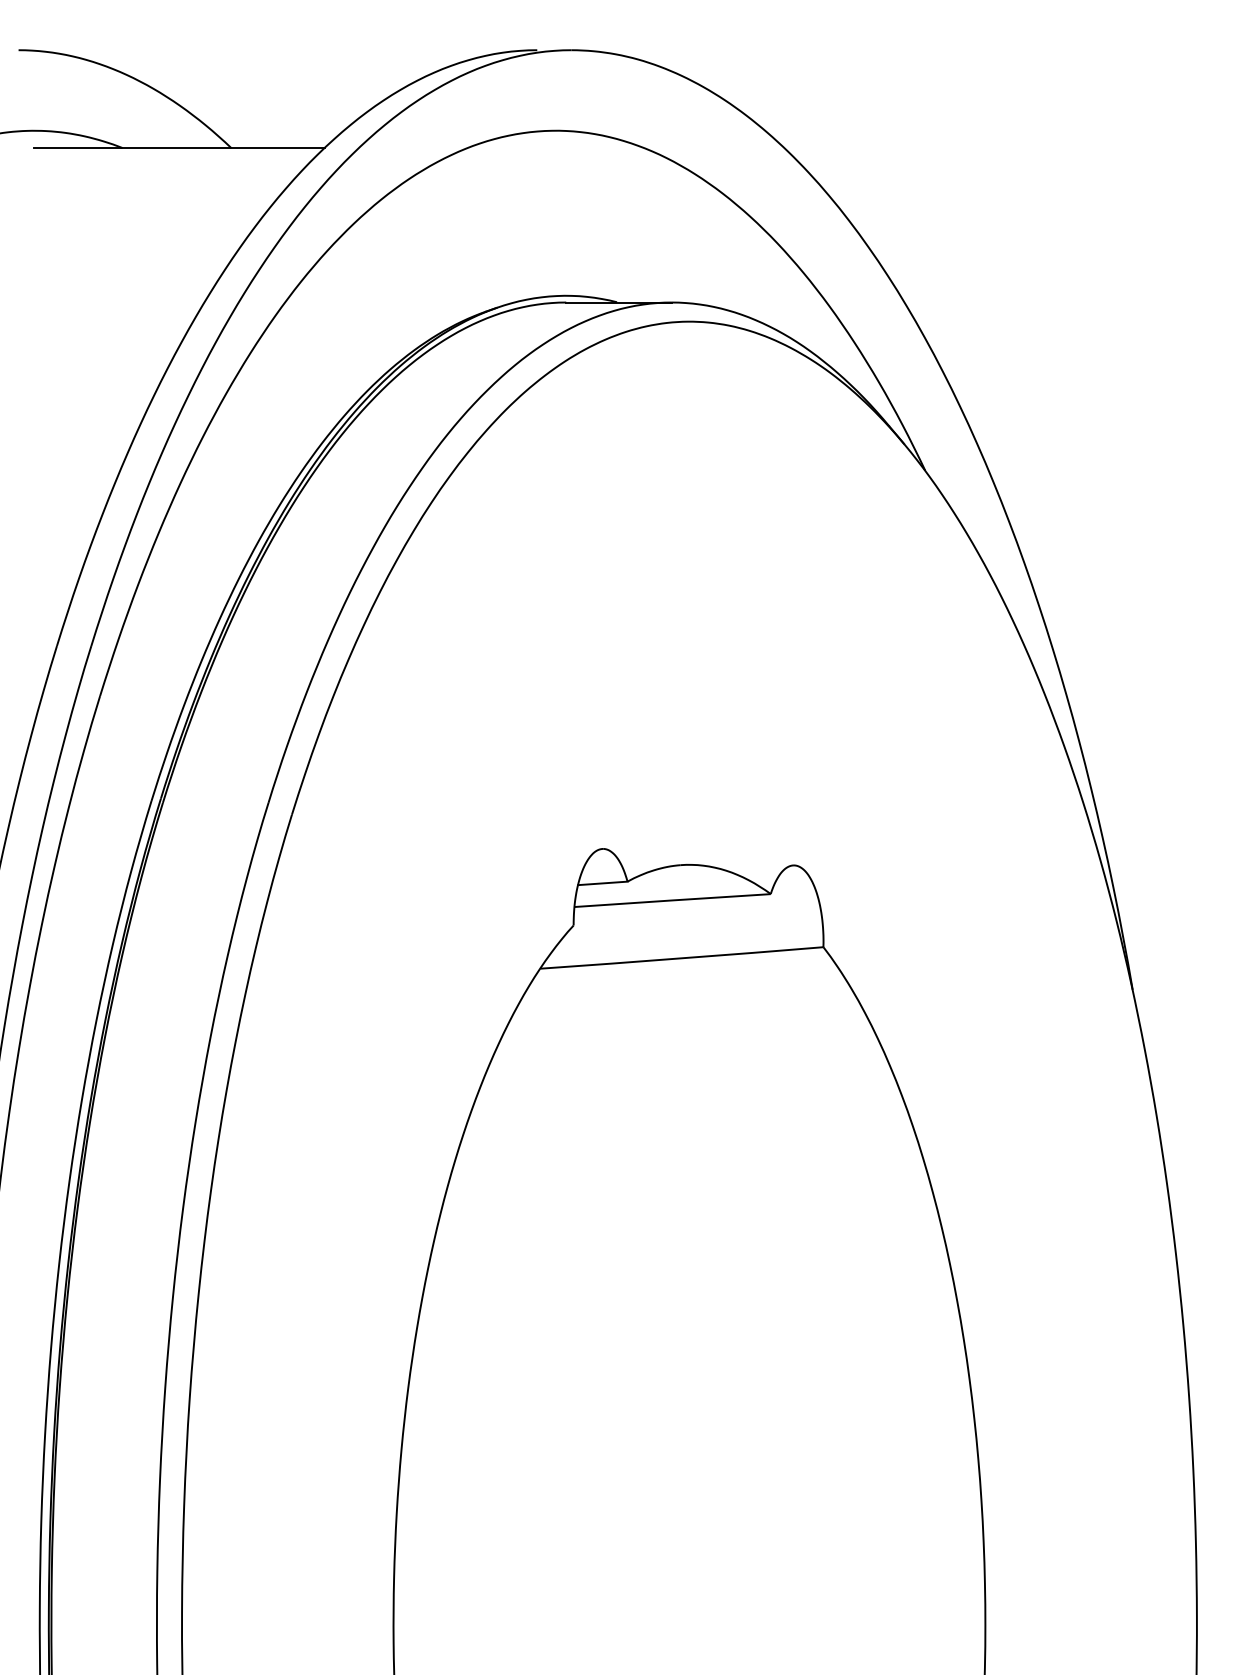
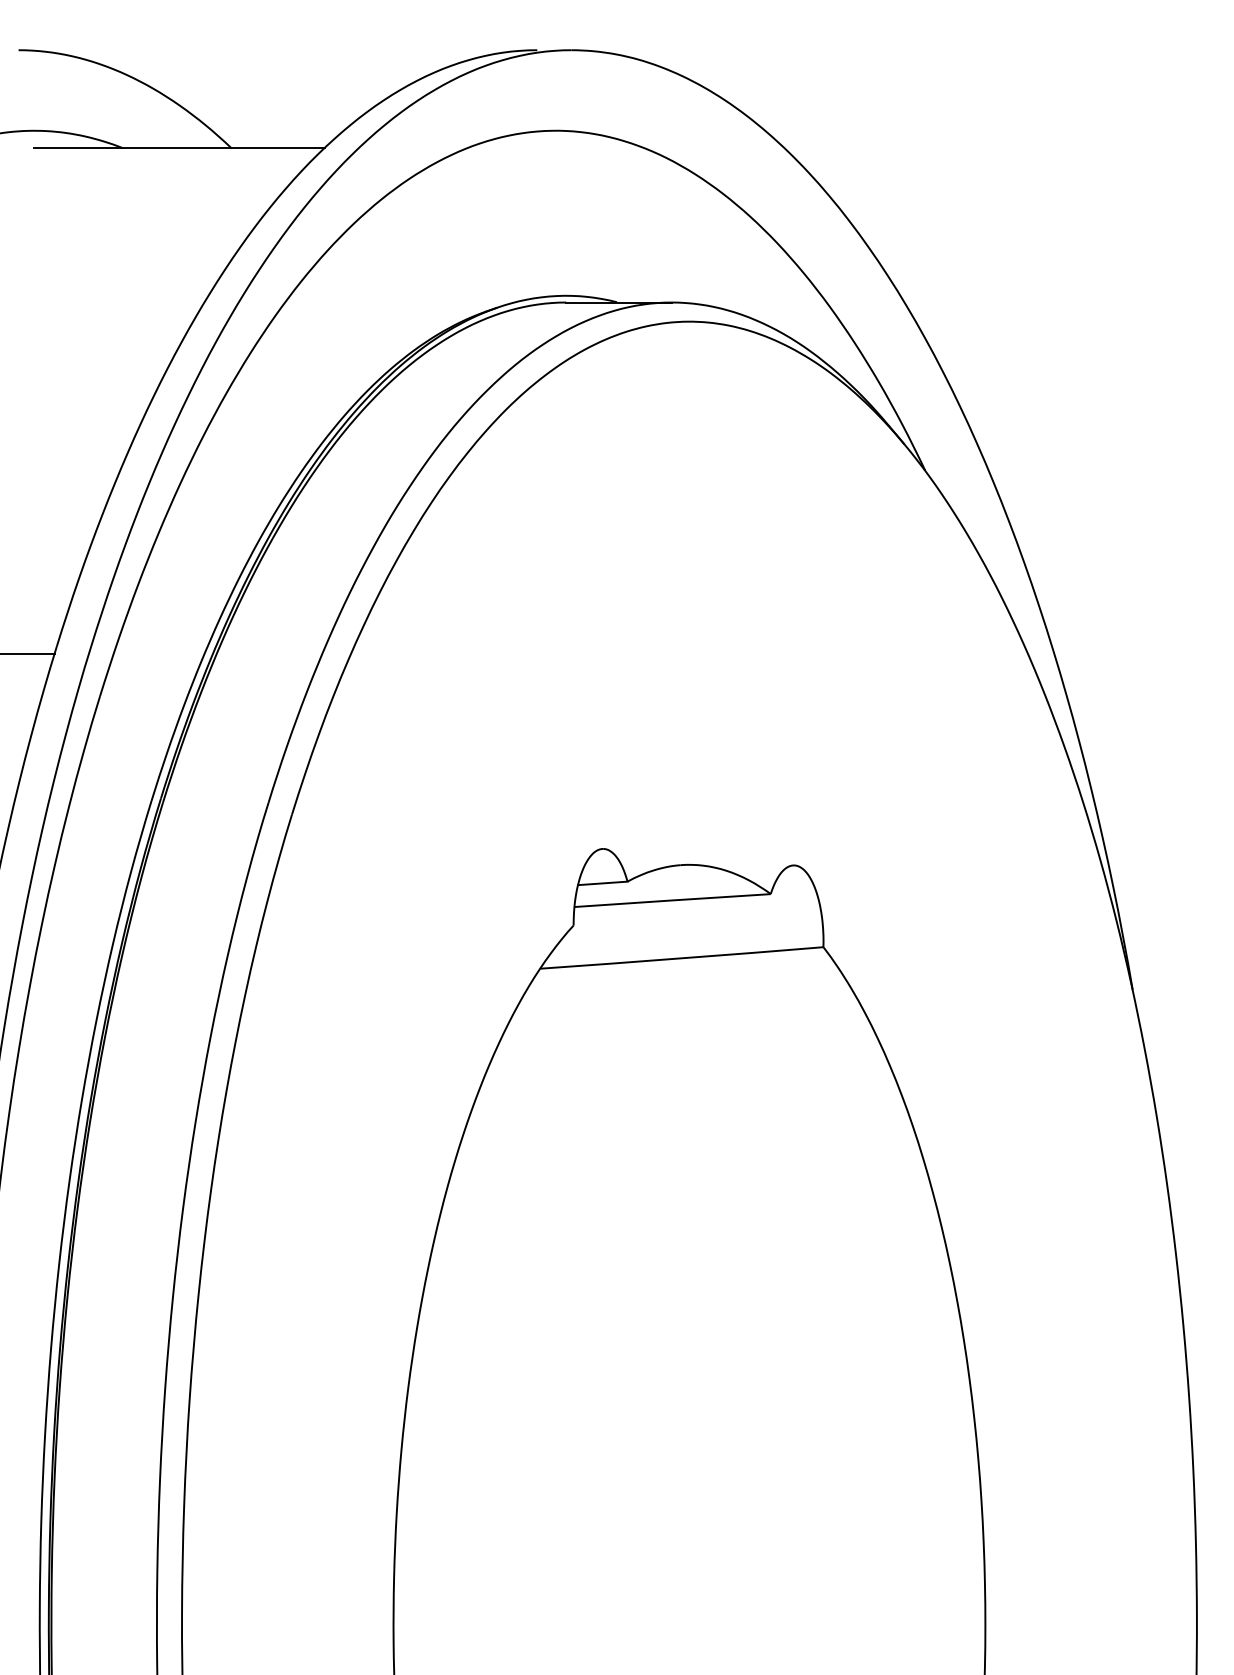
line: none -> present (28, 653)
